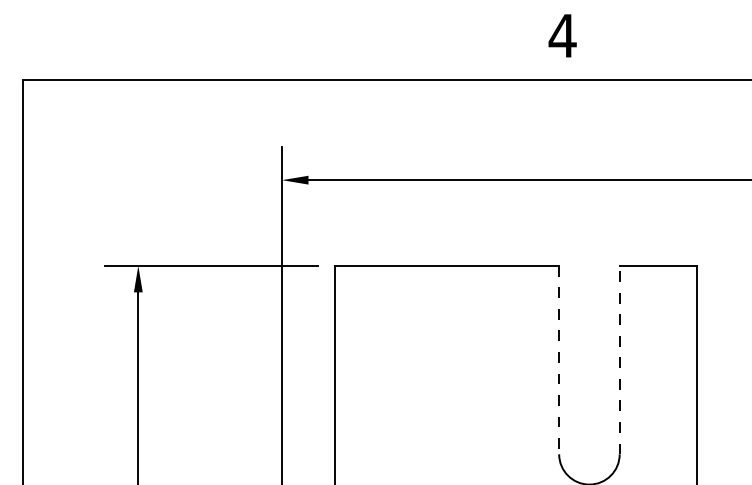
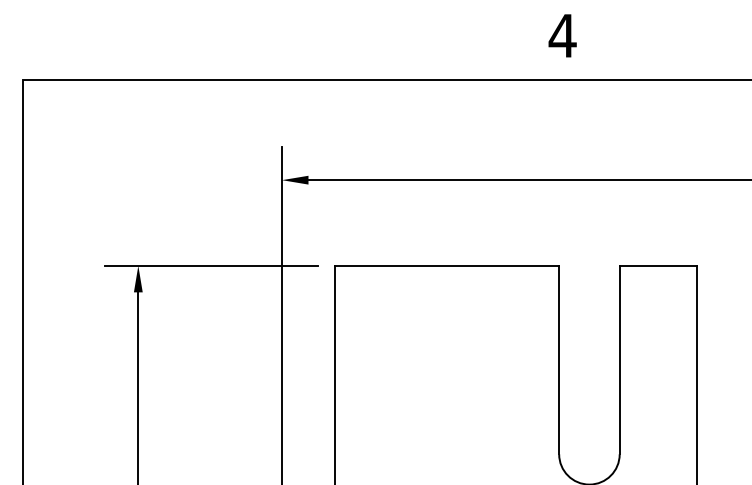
line: dashed -> solid (619, 359)
line: dashed -> solid (559, 360)
